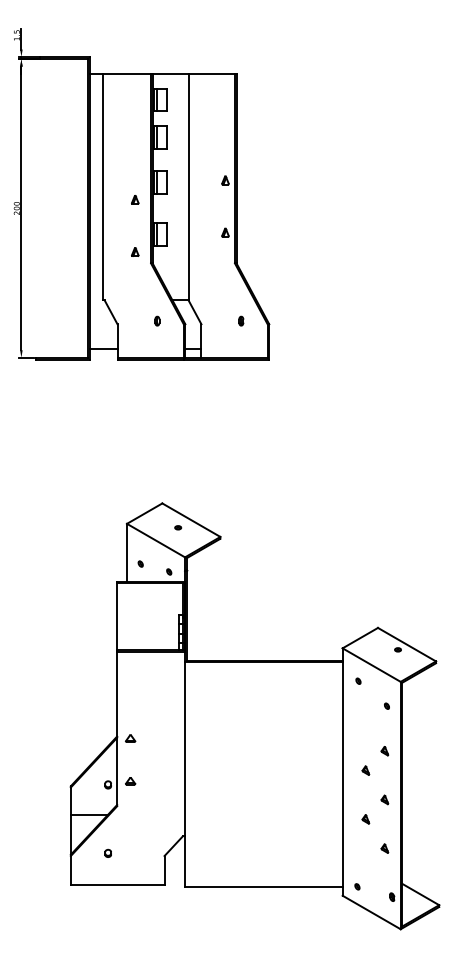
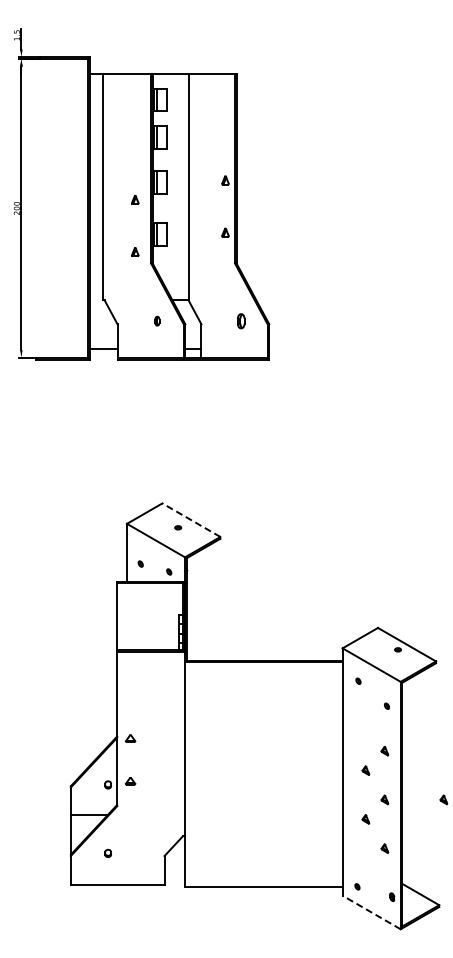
part size: 7x12 px -> 9x17 px (241, 321)
line: solid -> dashed (191, 520)
part: none -> present (443, 799)
line: solid -> dashed (371, 912)
